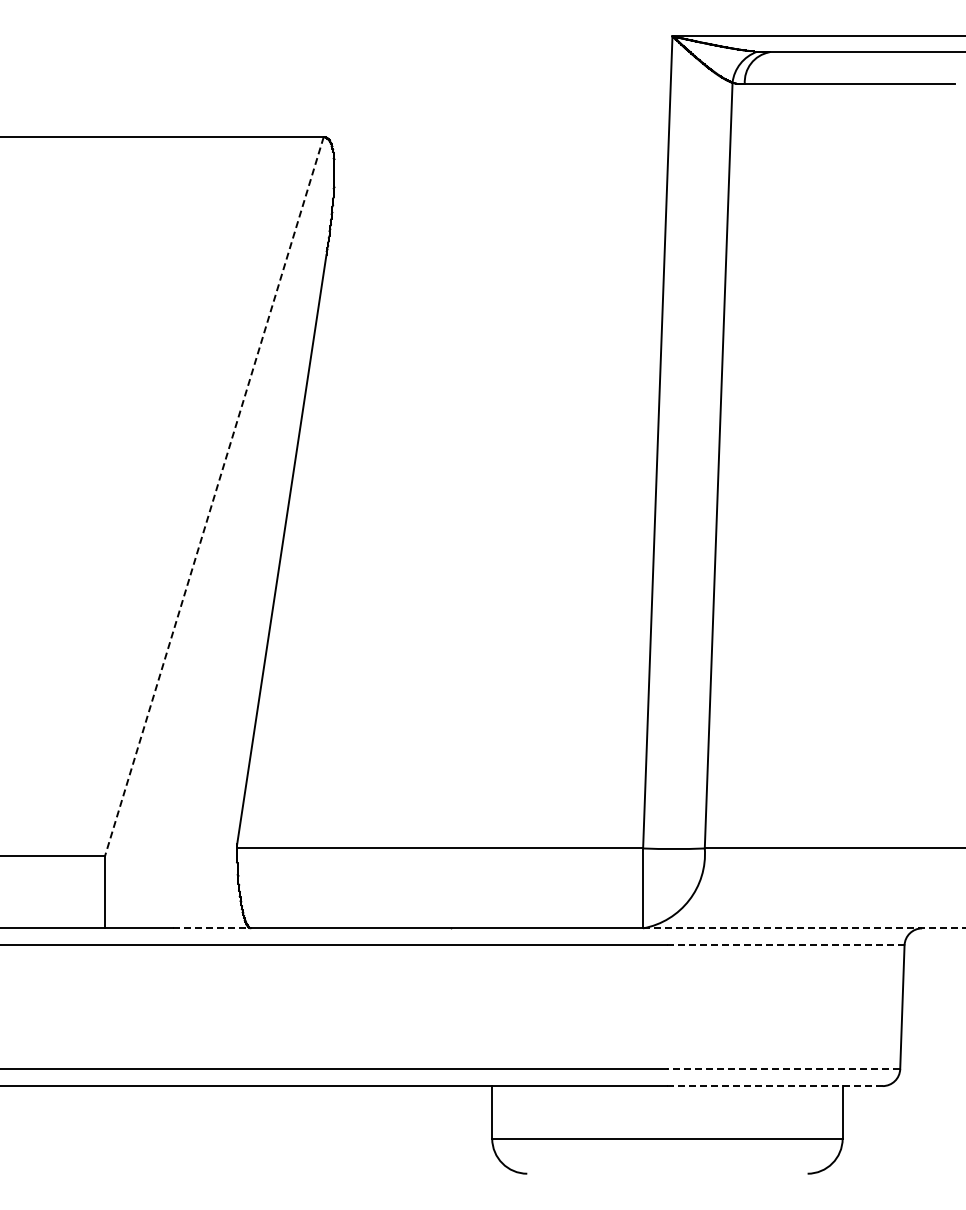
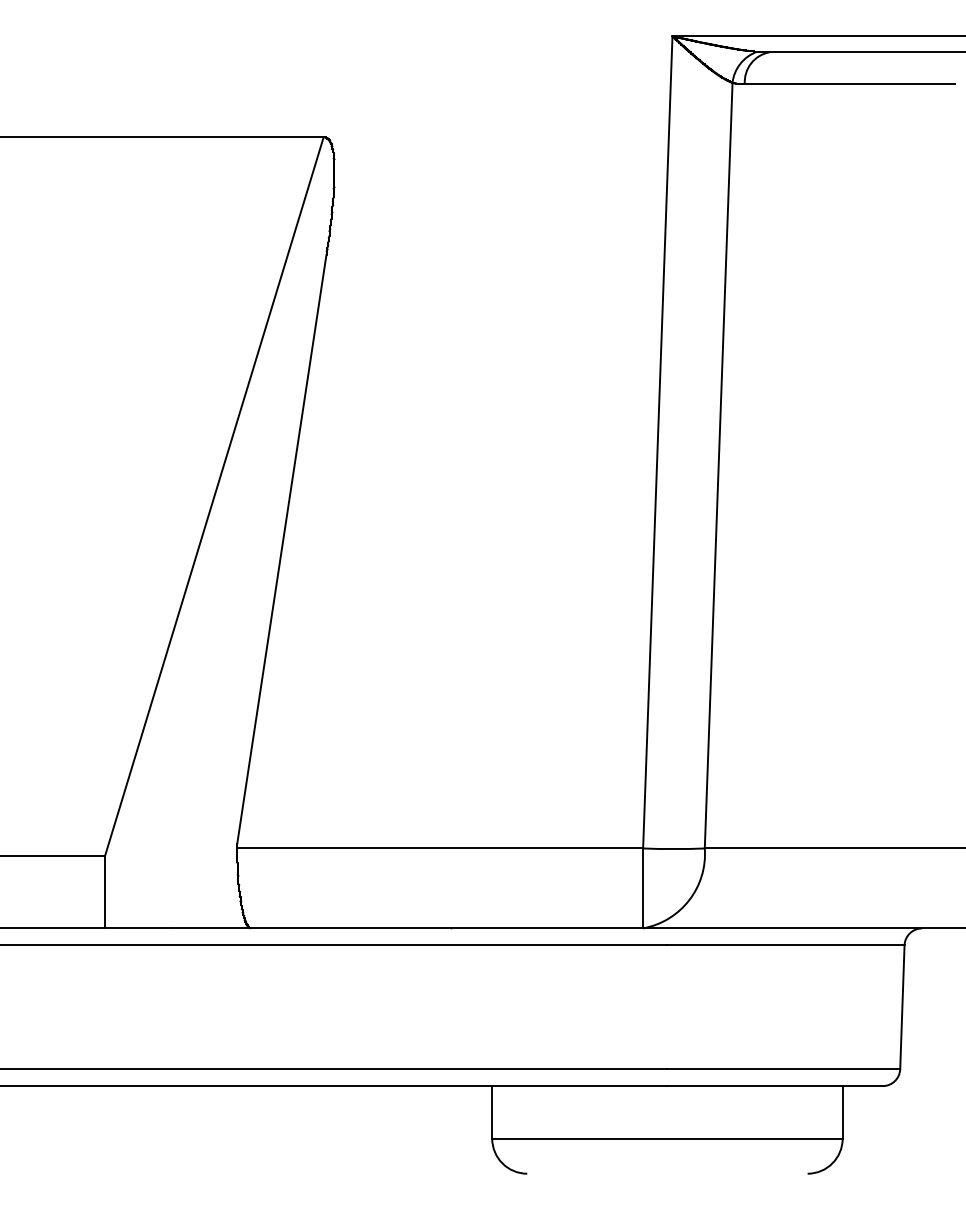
line: dashed -> solid (214, 496)
line: dashed -> solid (212, 928)
line: dashed -> solid (804, 928)
line: dashed -> solid (786, 945)
line: dashed -> solid (783, 1069)
line: dashed -> solid (775, 1086)
